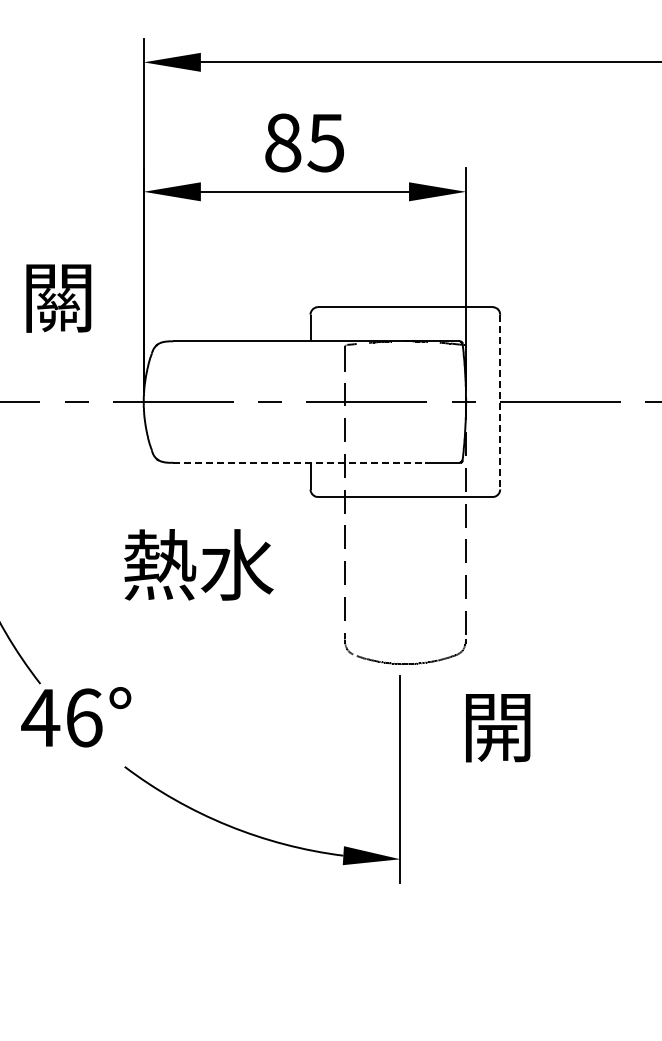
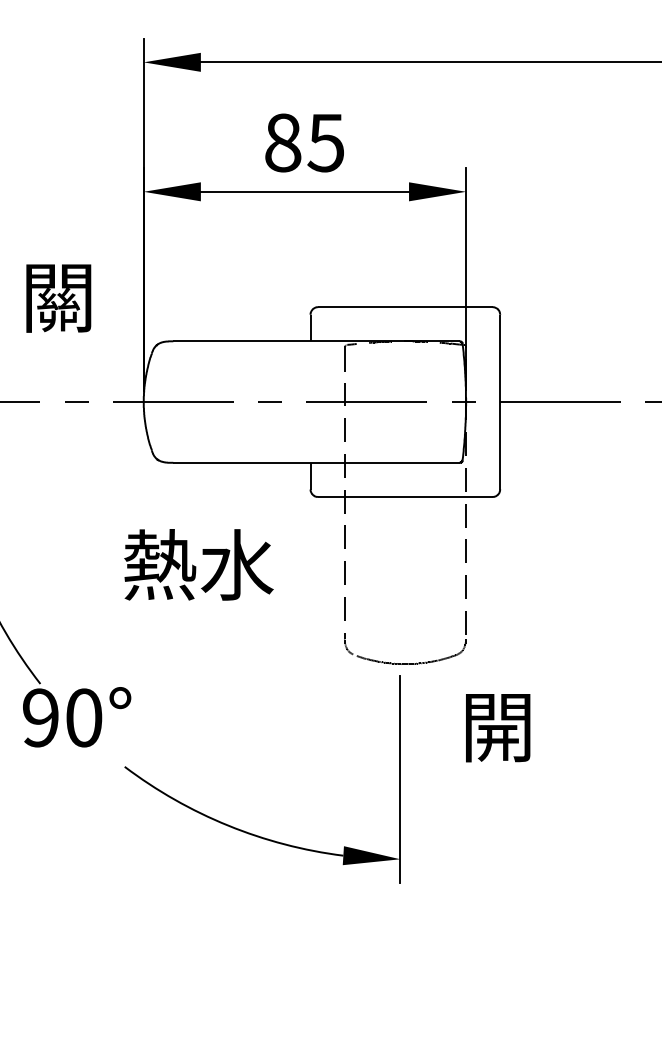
line: dashed -> solid (500, 402)
line: dashed -> solid (299, 462)
text: 46° -> 90° (61, 717)
